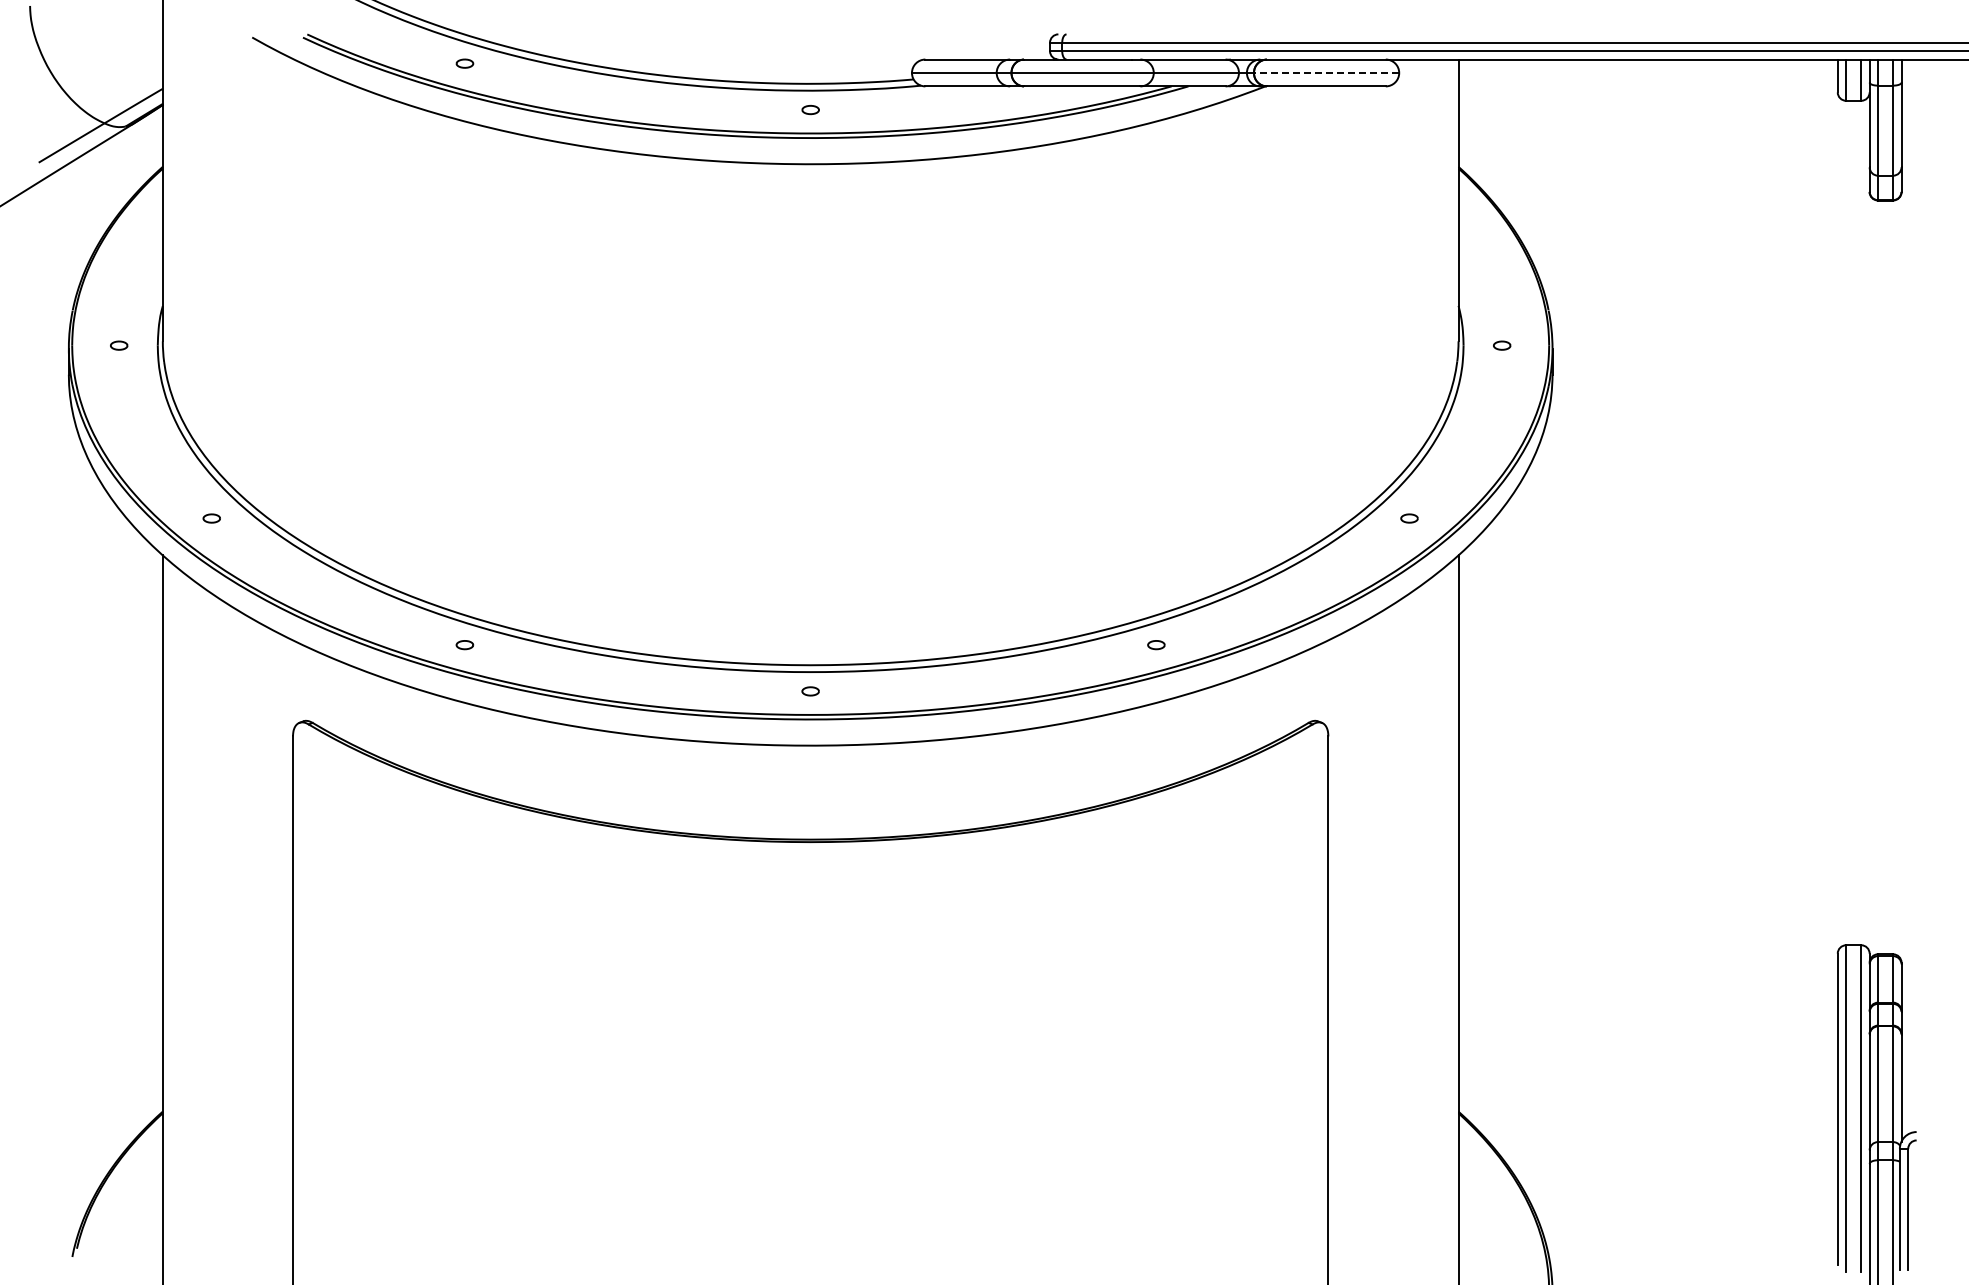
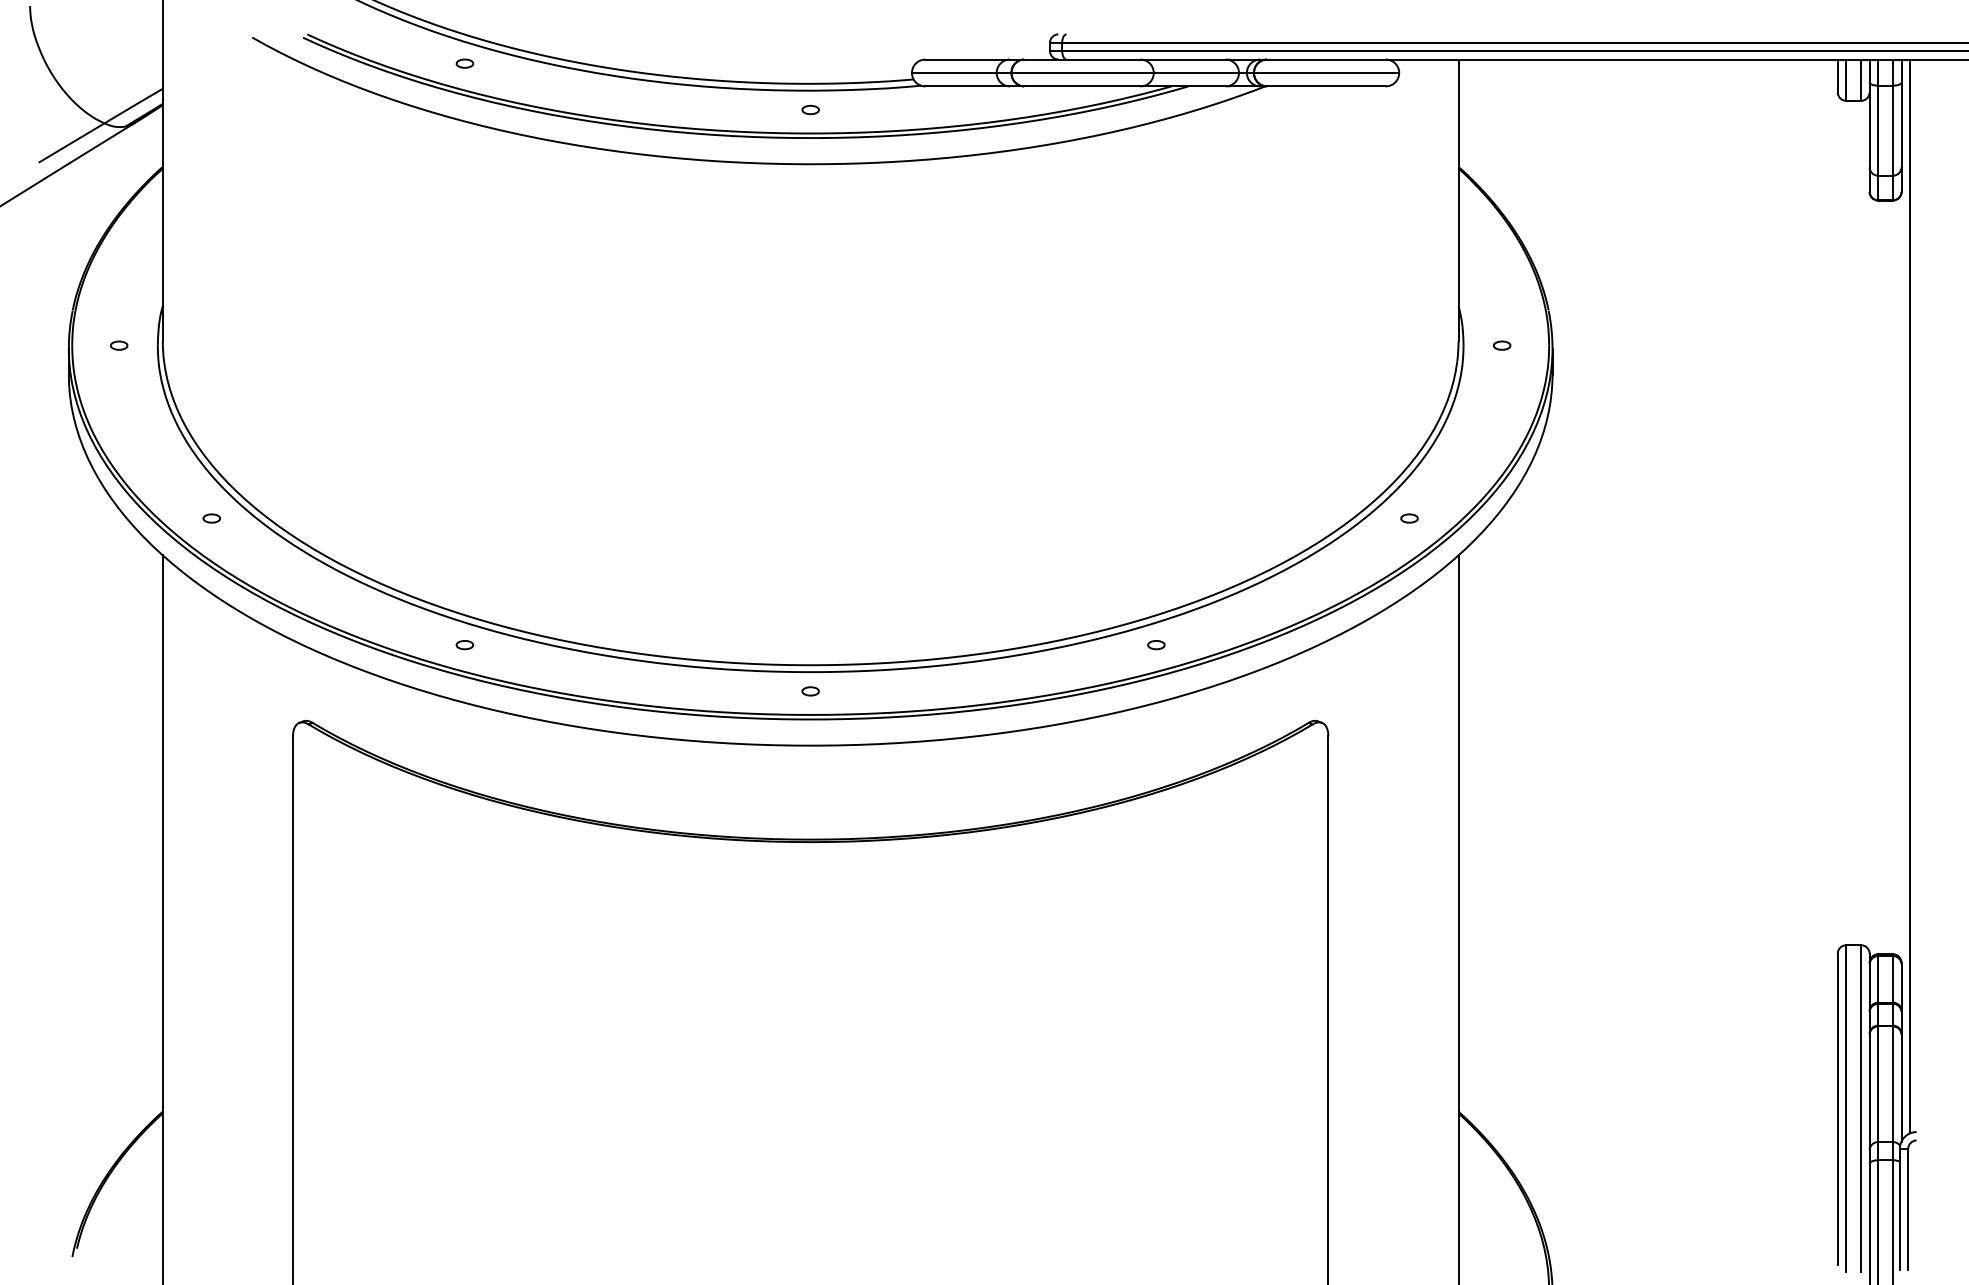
line: dashed -> solid (1326, 72)
line: none -> present (1909, 596)
